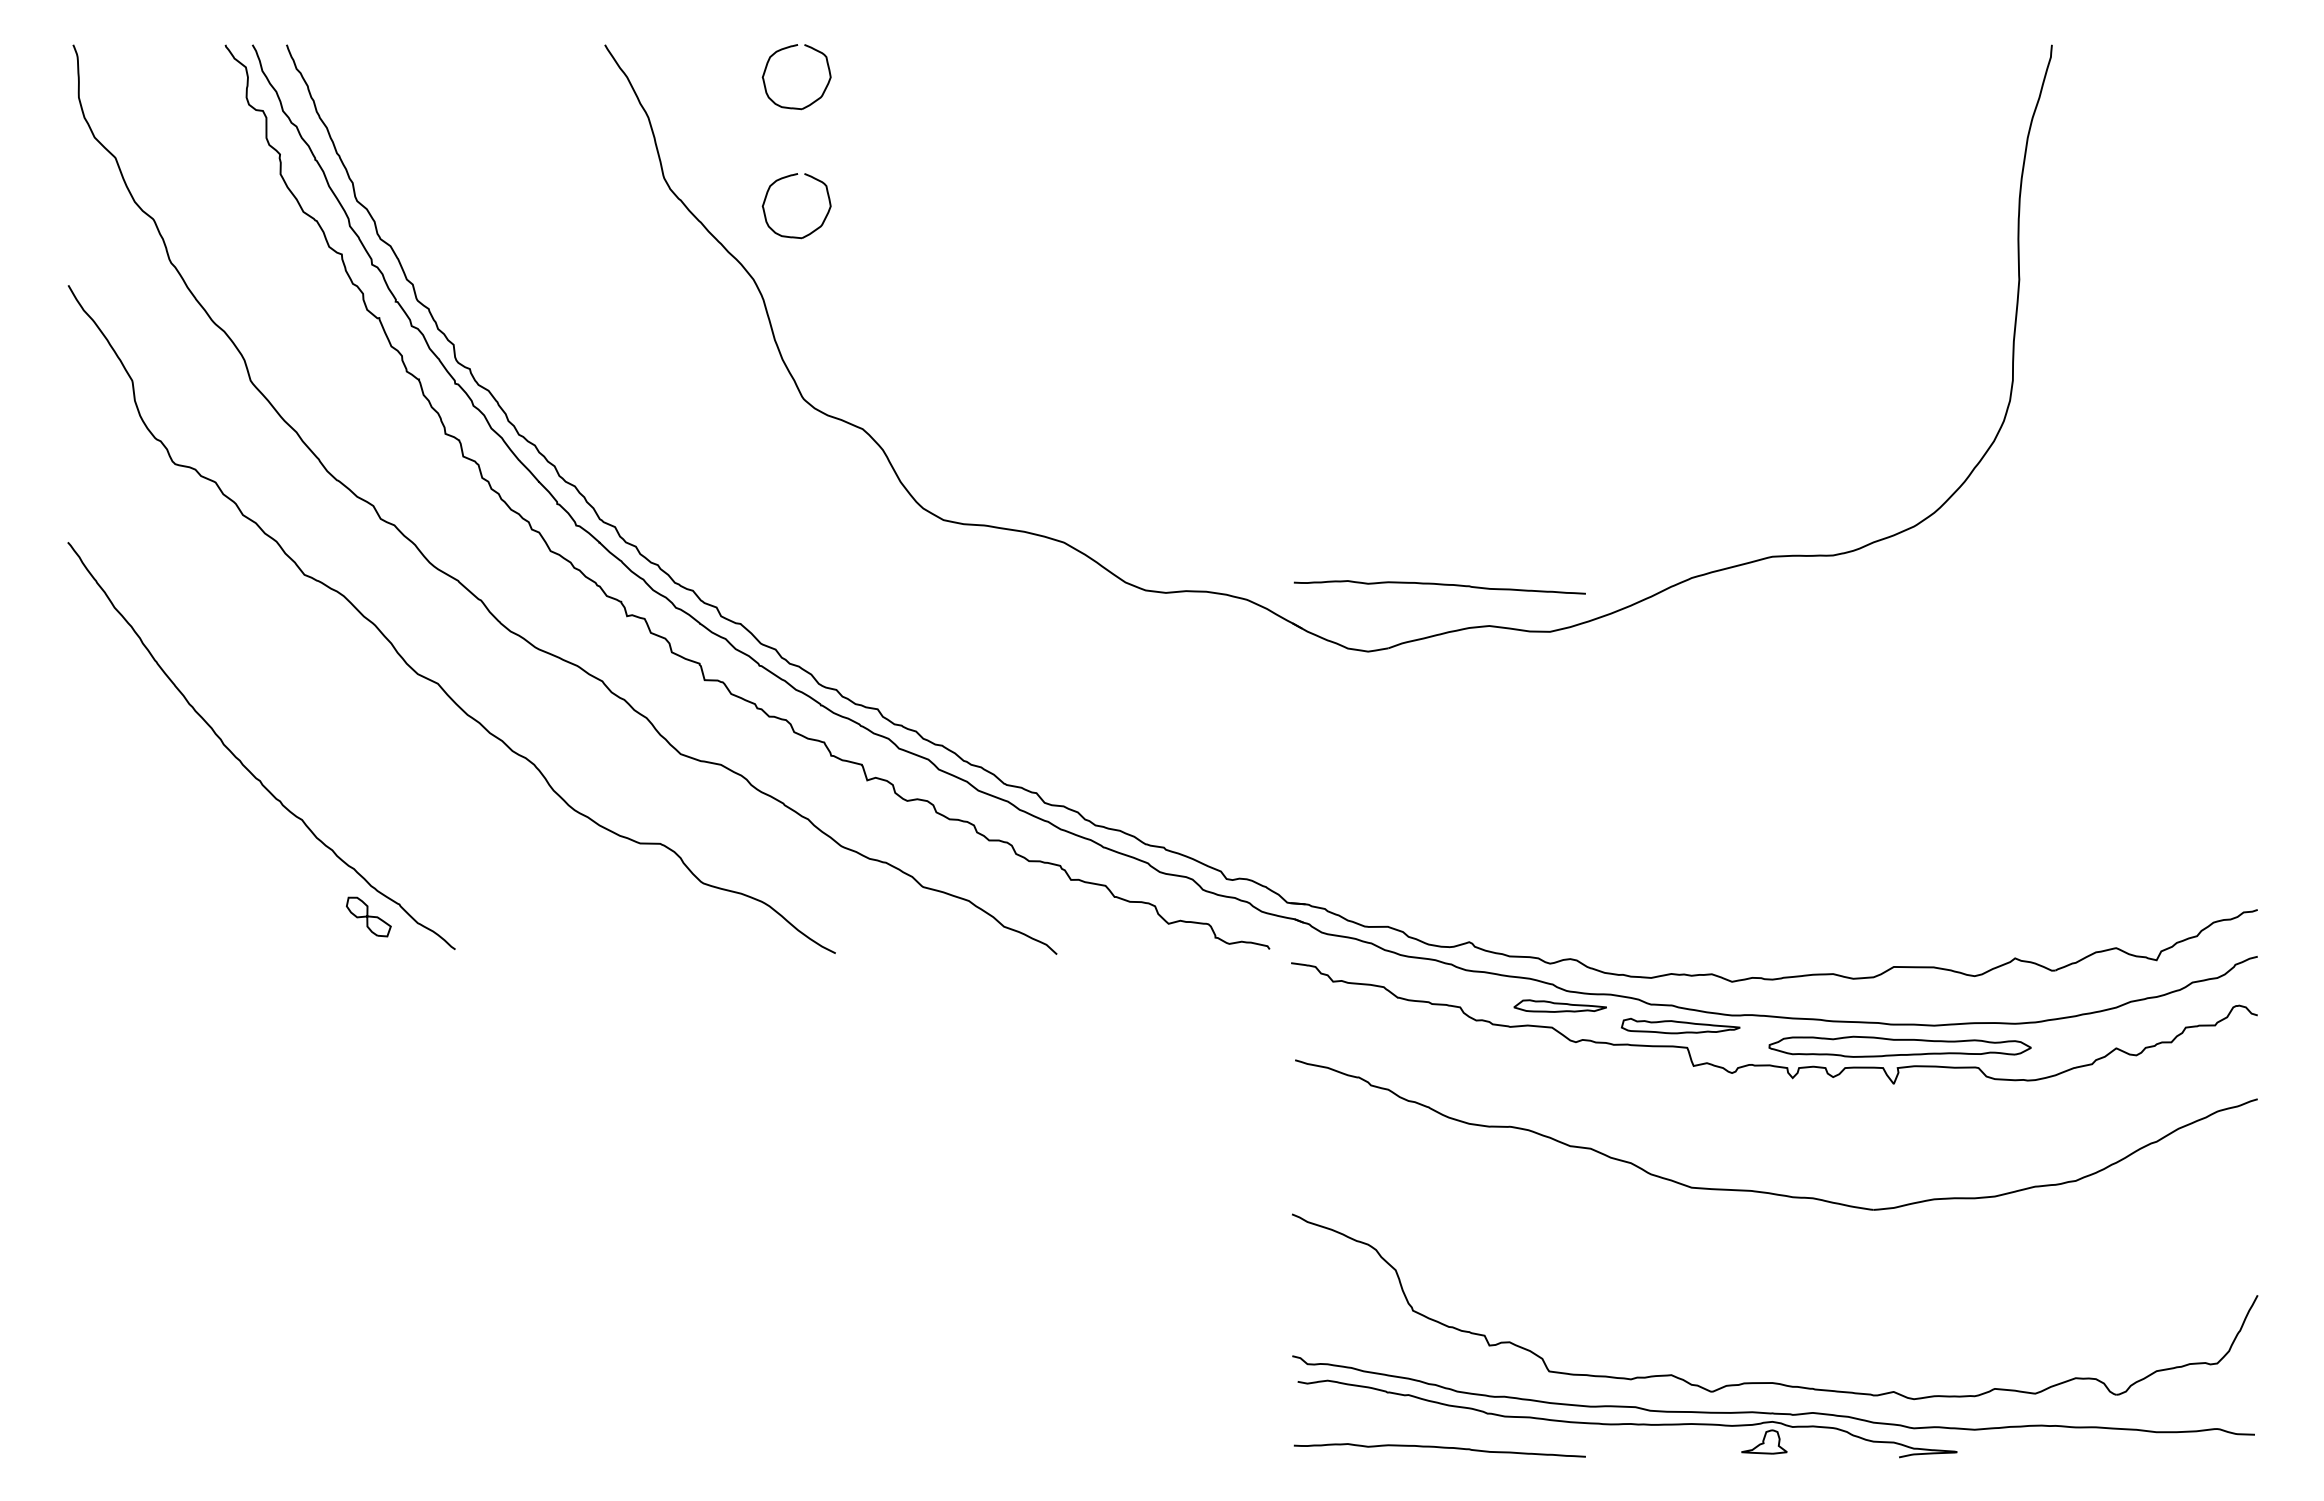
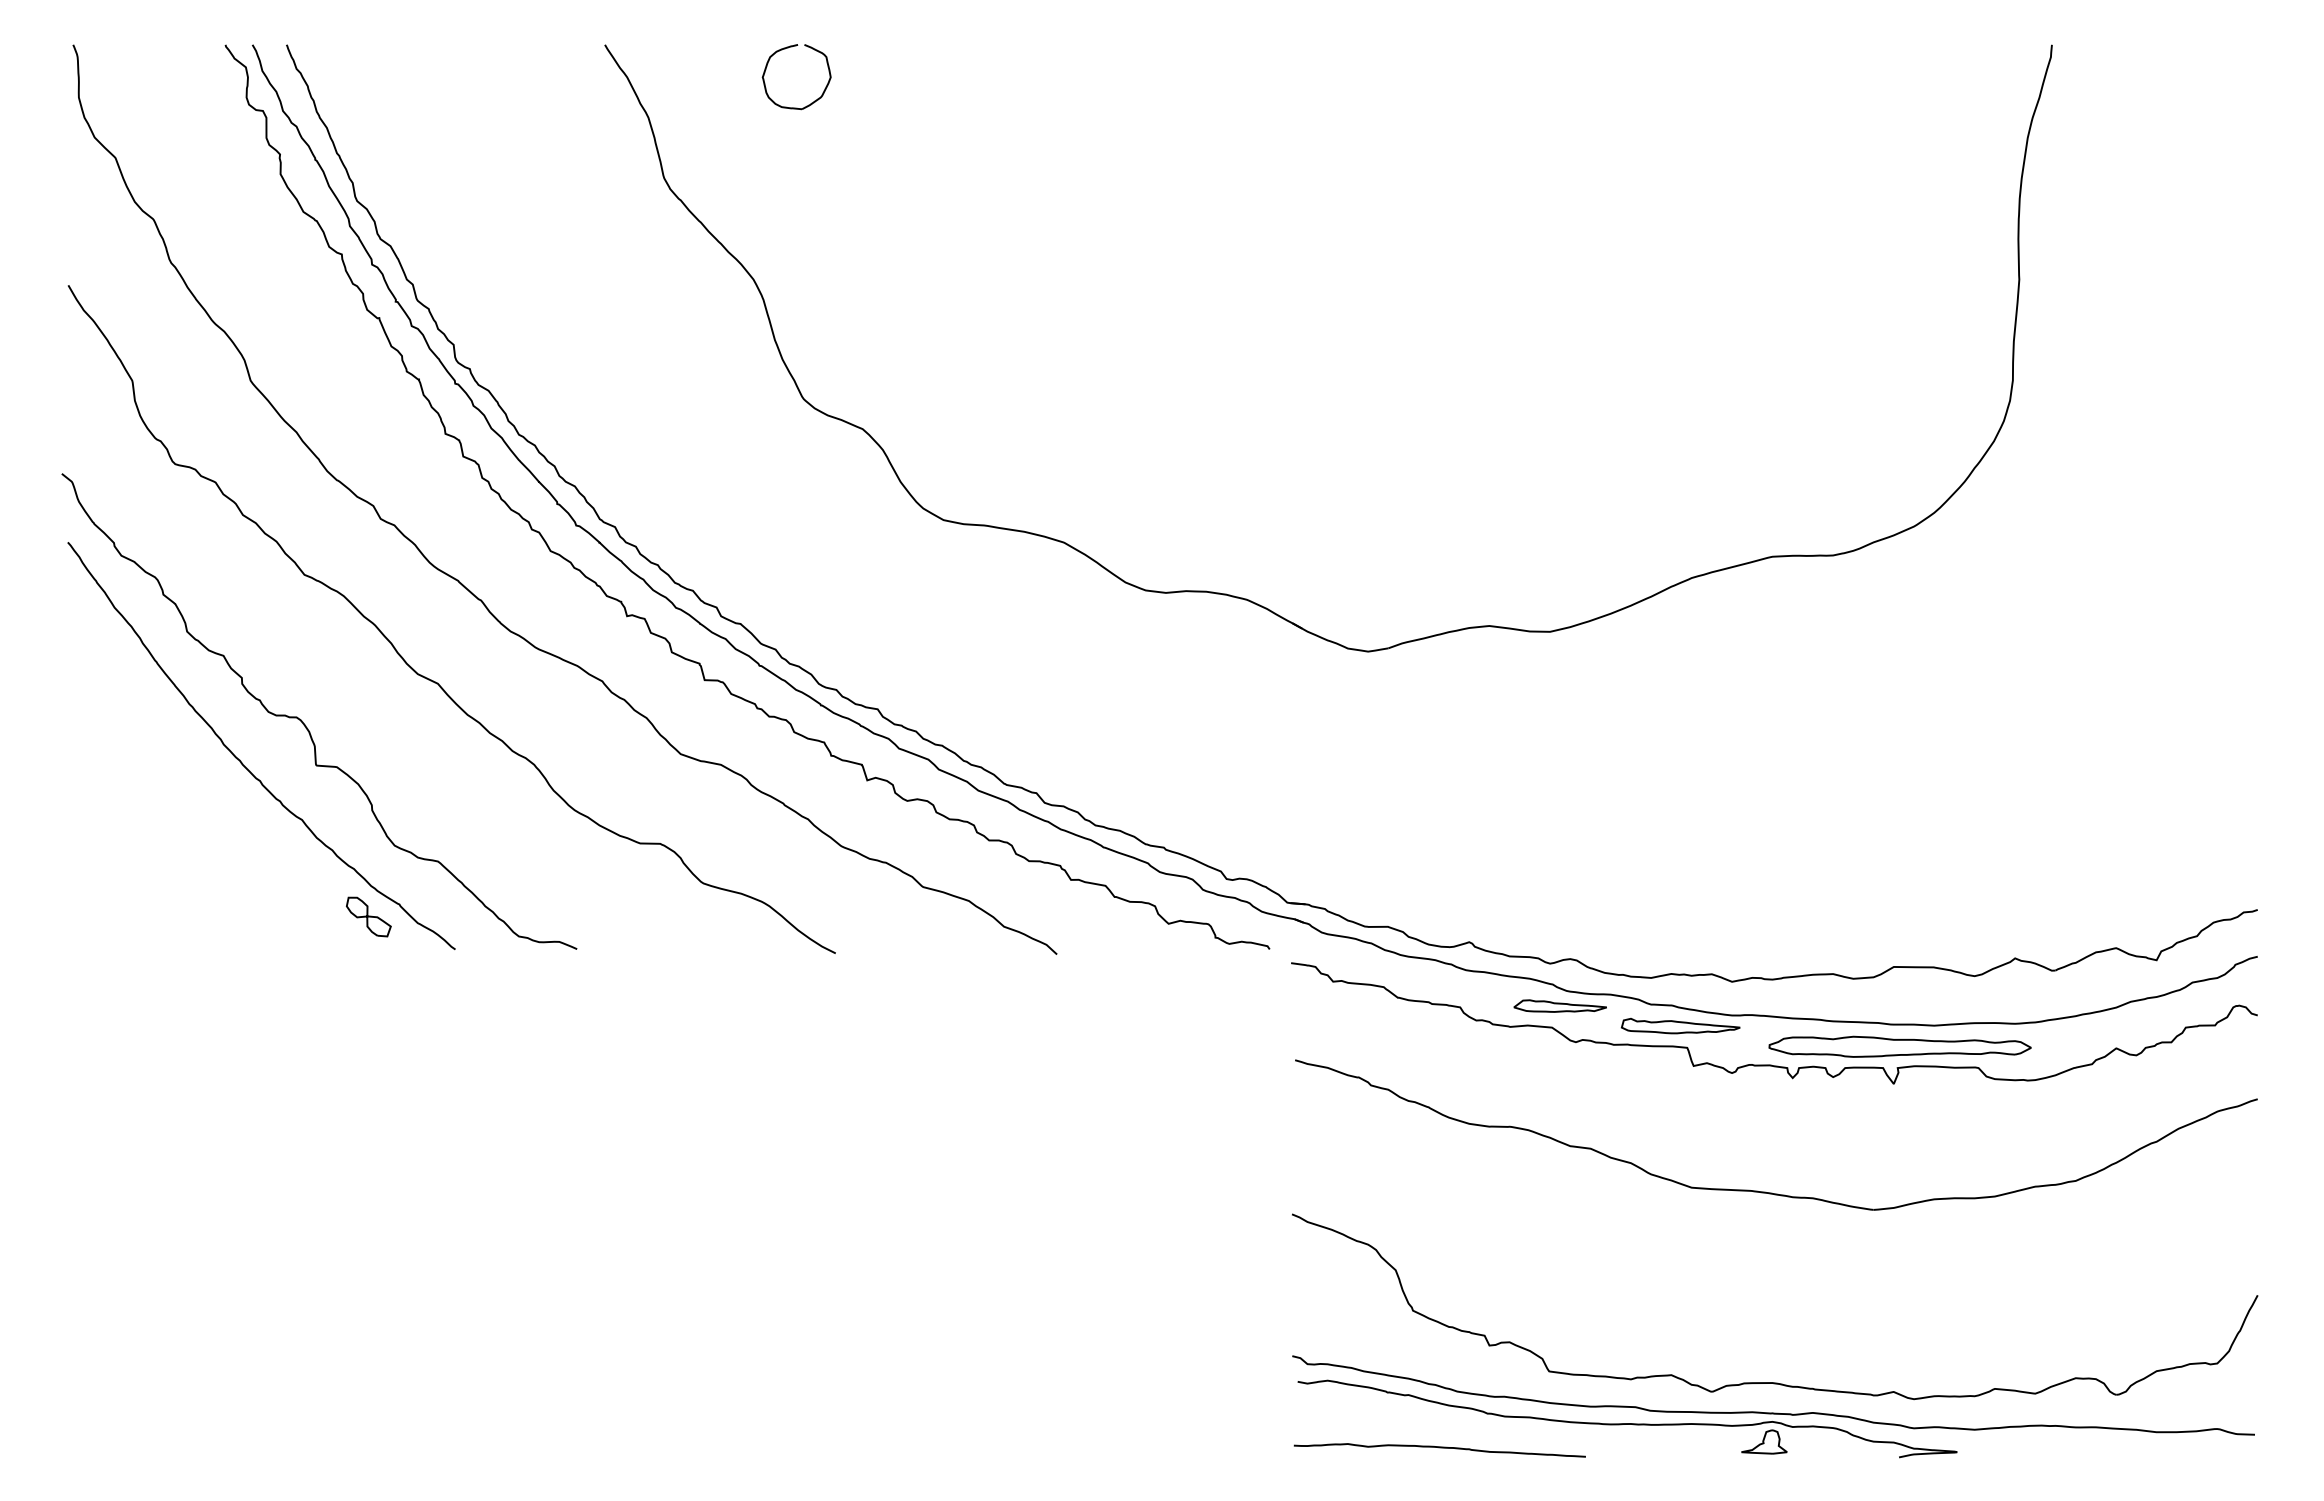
part: present -> none (811, 231)
curve: present -> none (1439, 585)
curve: none -> present (305, 724)
